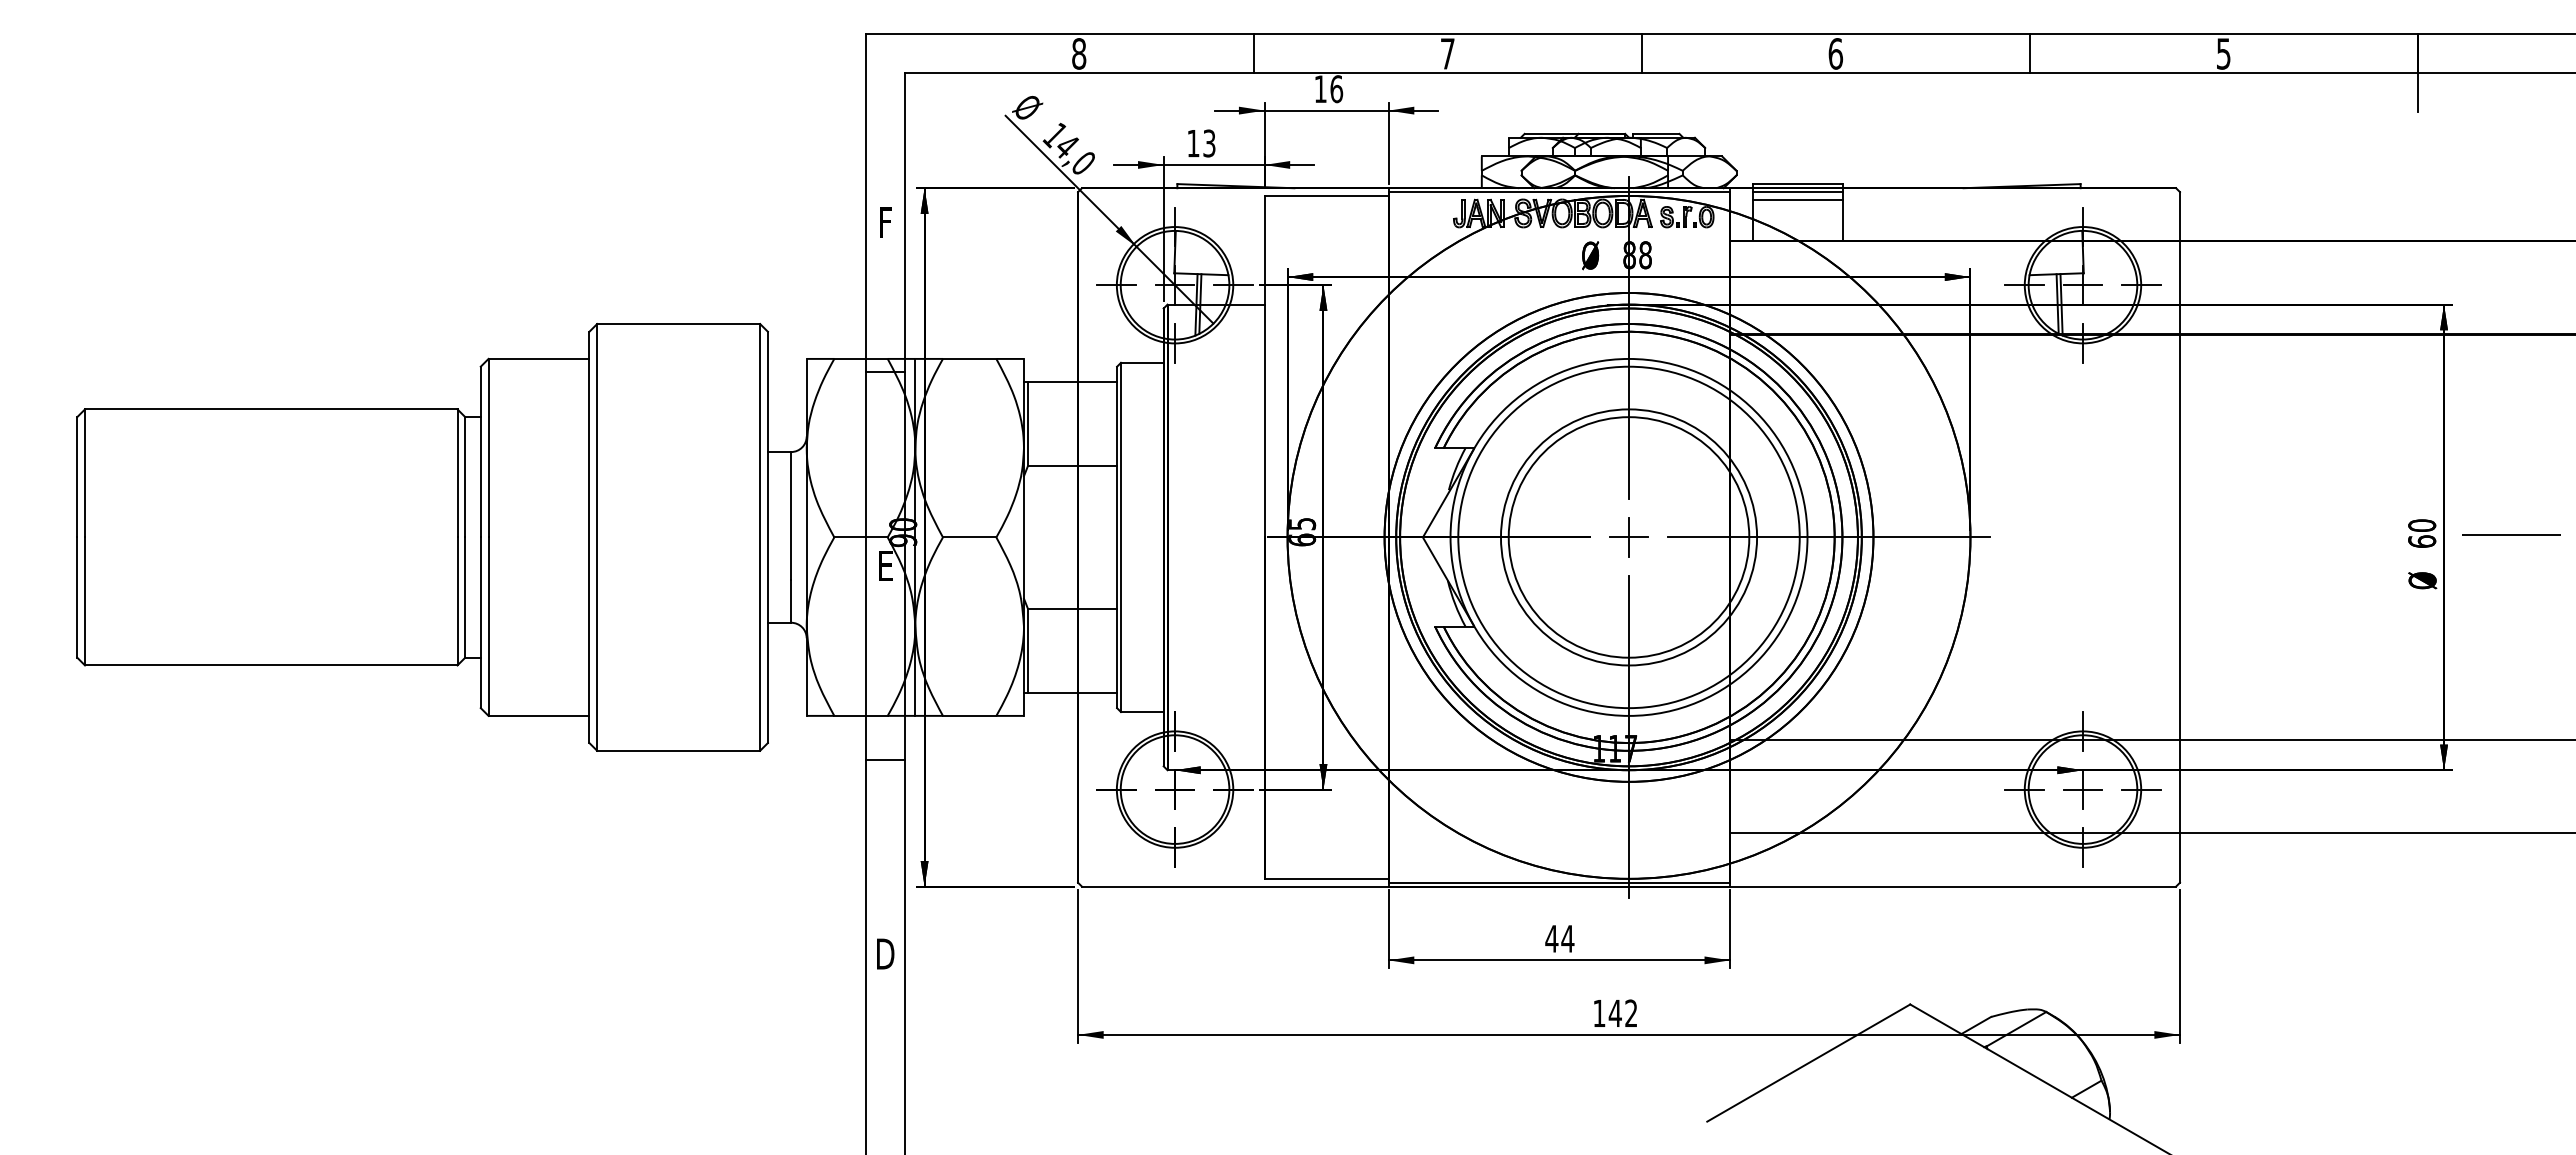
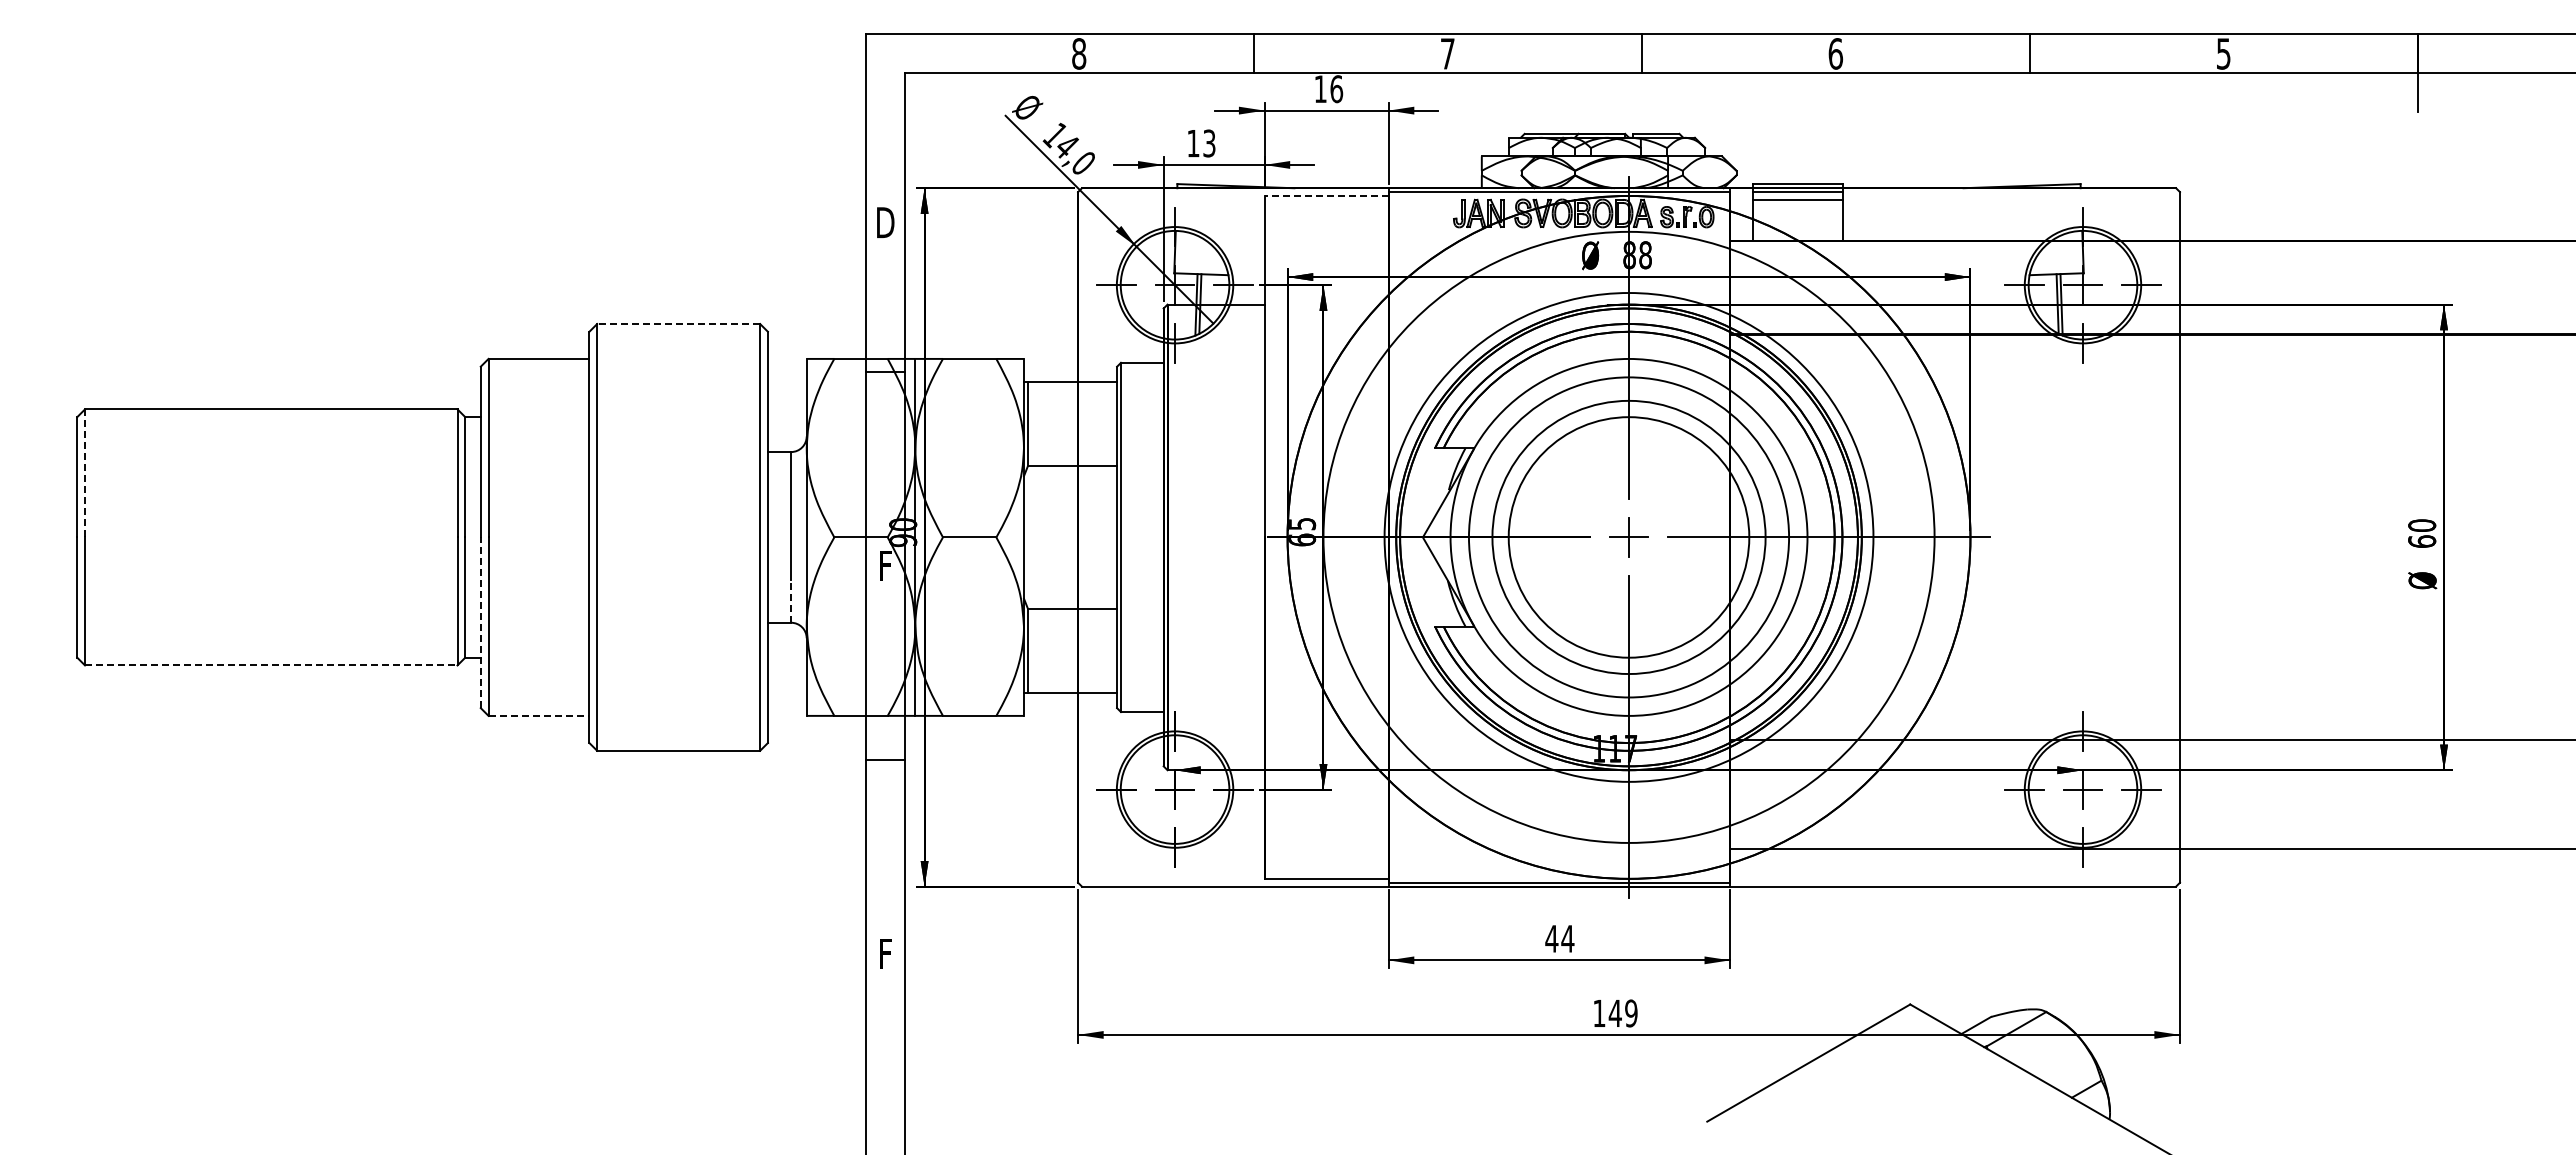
line: solid -> dashed (1326, 196)
text: F -> D (885, 222)
line: solid -> dashed (678, 324)
line: solid -> dashed (85, 473)
line: present -> none (2517, 535)
circle diameter: 489 px -> 611 px (1628, 536)
circle diameter: 256 px -> 320 px (1628, 537)
circle diameter: 341 px -> 273 px (1628, 537)
text: E -> F (885, 565)
line: solid -> dashed (791, 600)
line: solid -> dashed (480, 622)
line: solid -> dashed (271, 665)
line: solid -> dashed (539, 715)
line position: (2151, 833) -> (2151, 849) (2151, 849)
text: D -> F (885, 953)
text: 142 -> 149 (1631, 1013)
